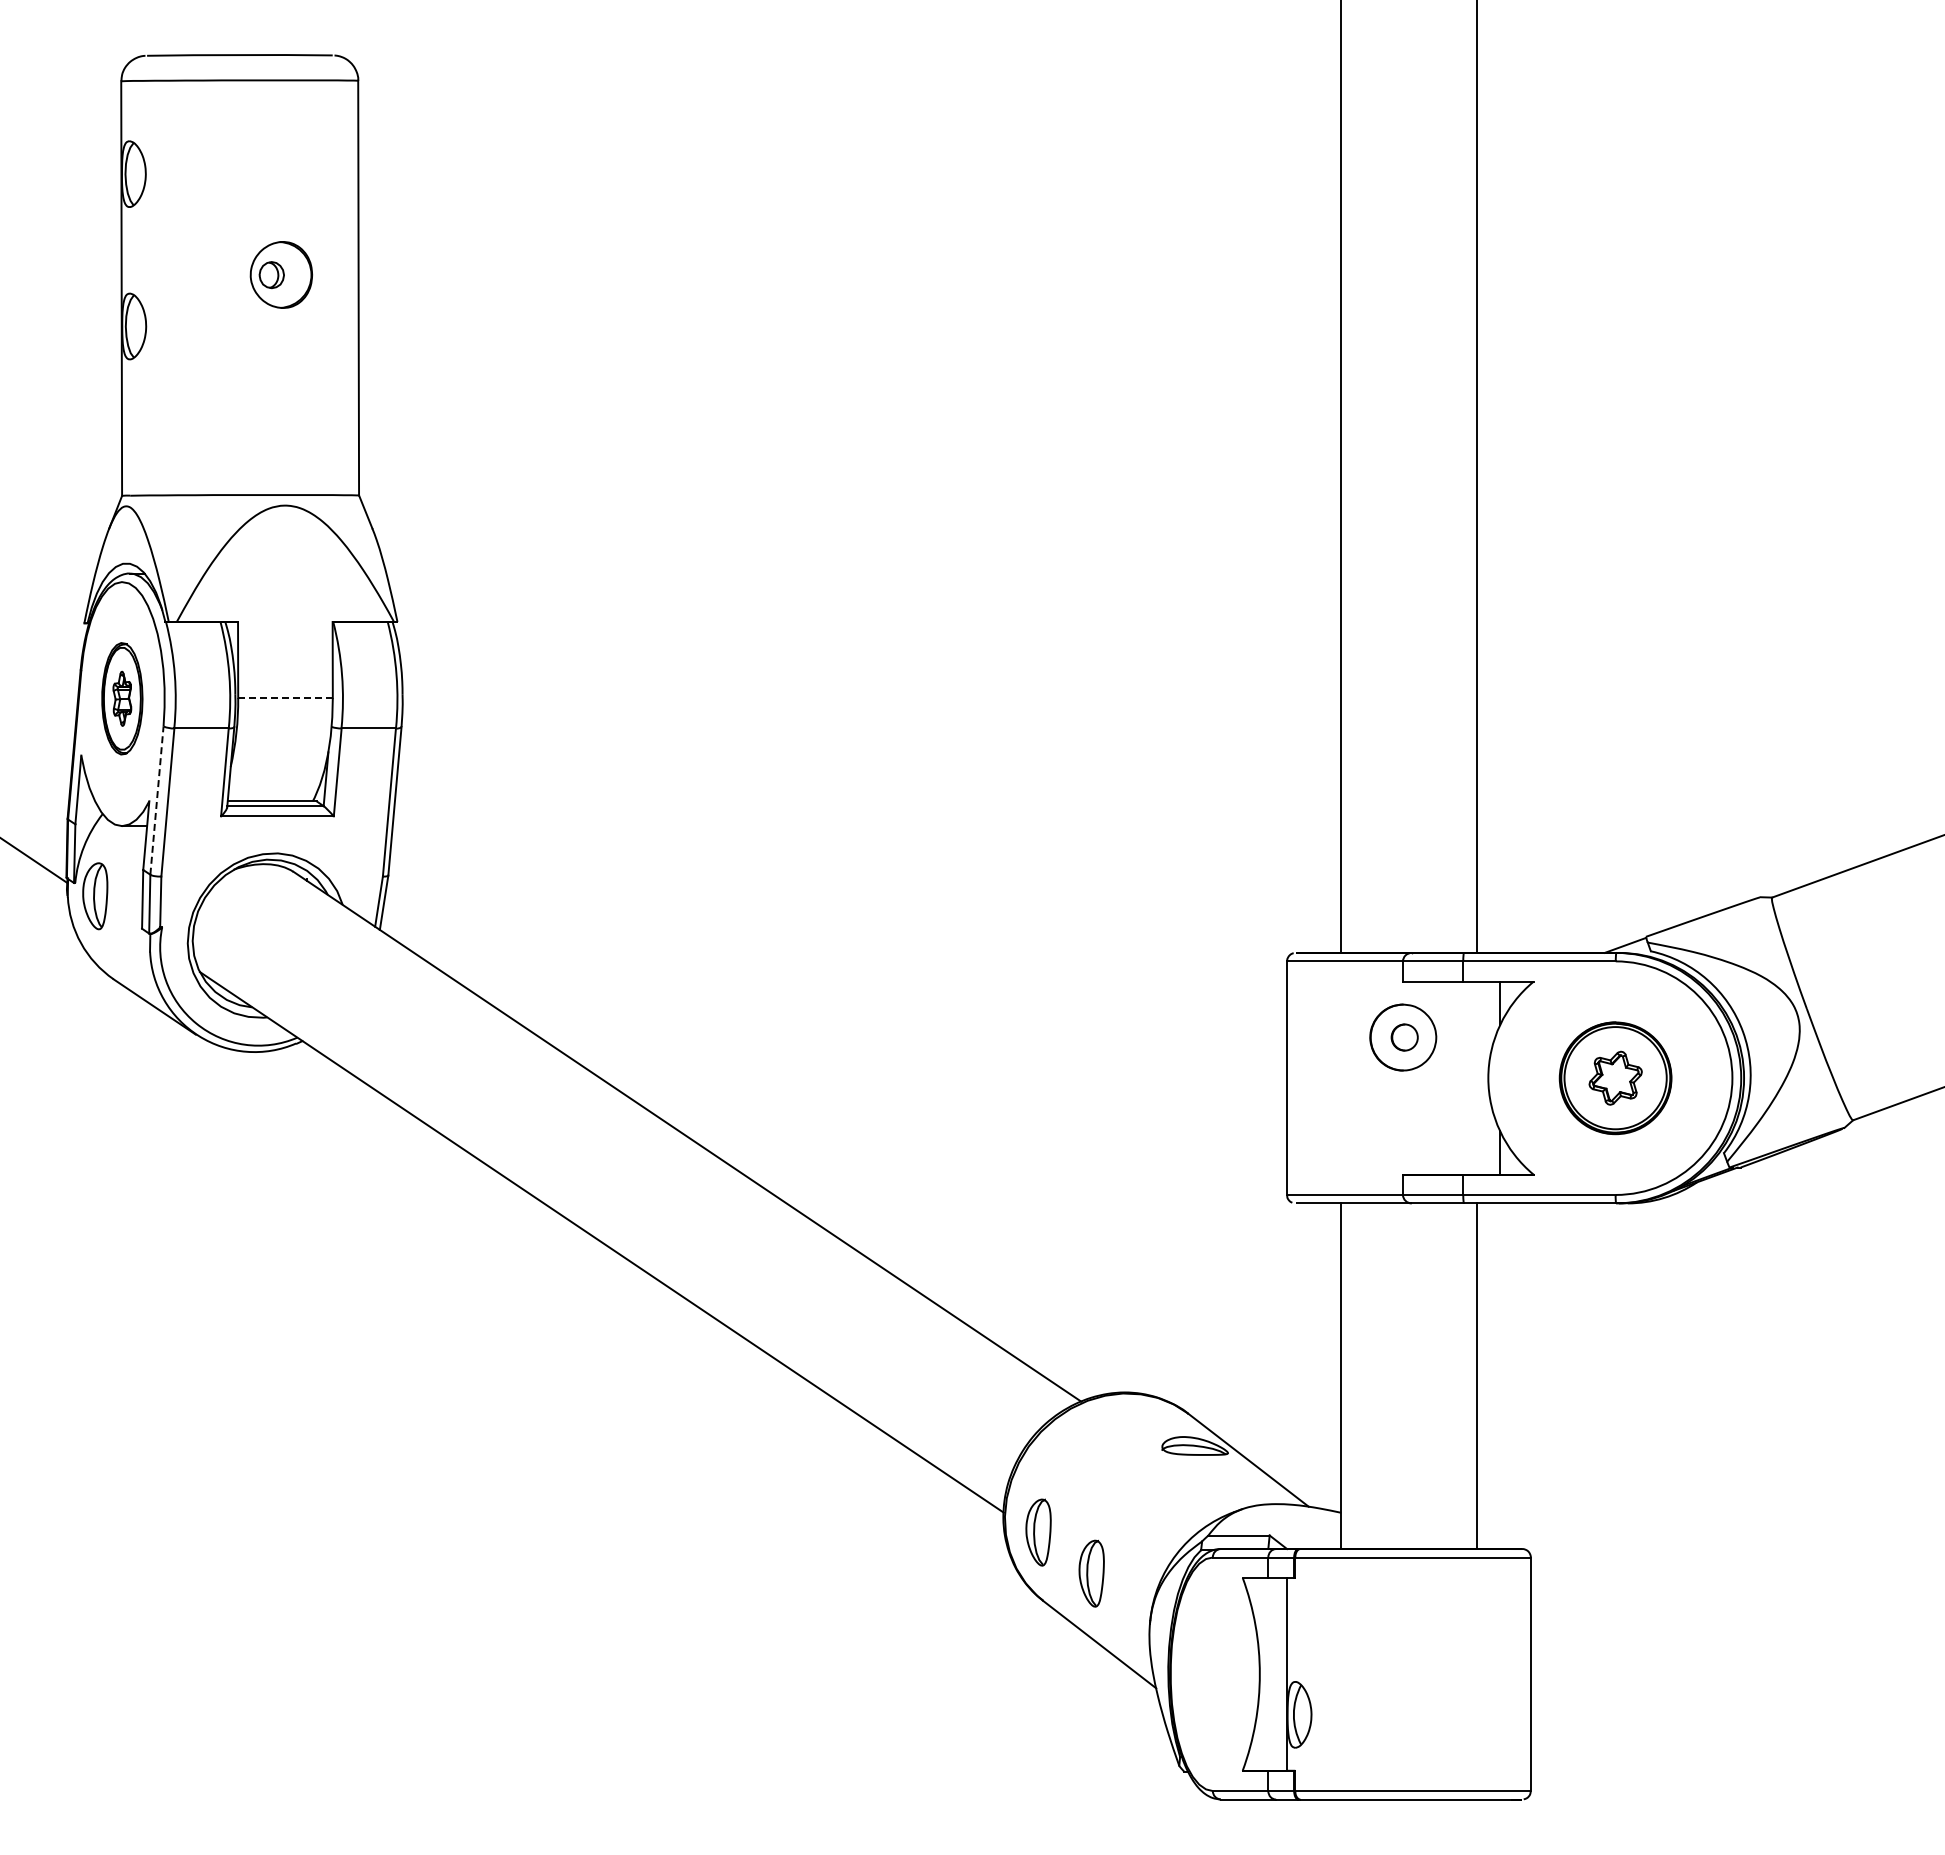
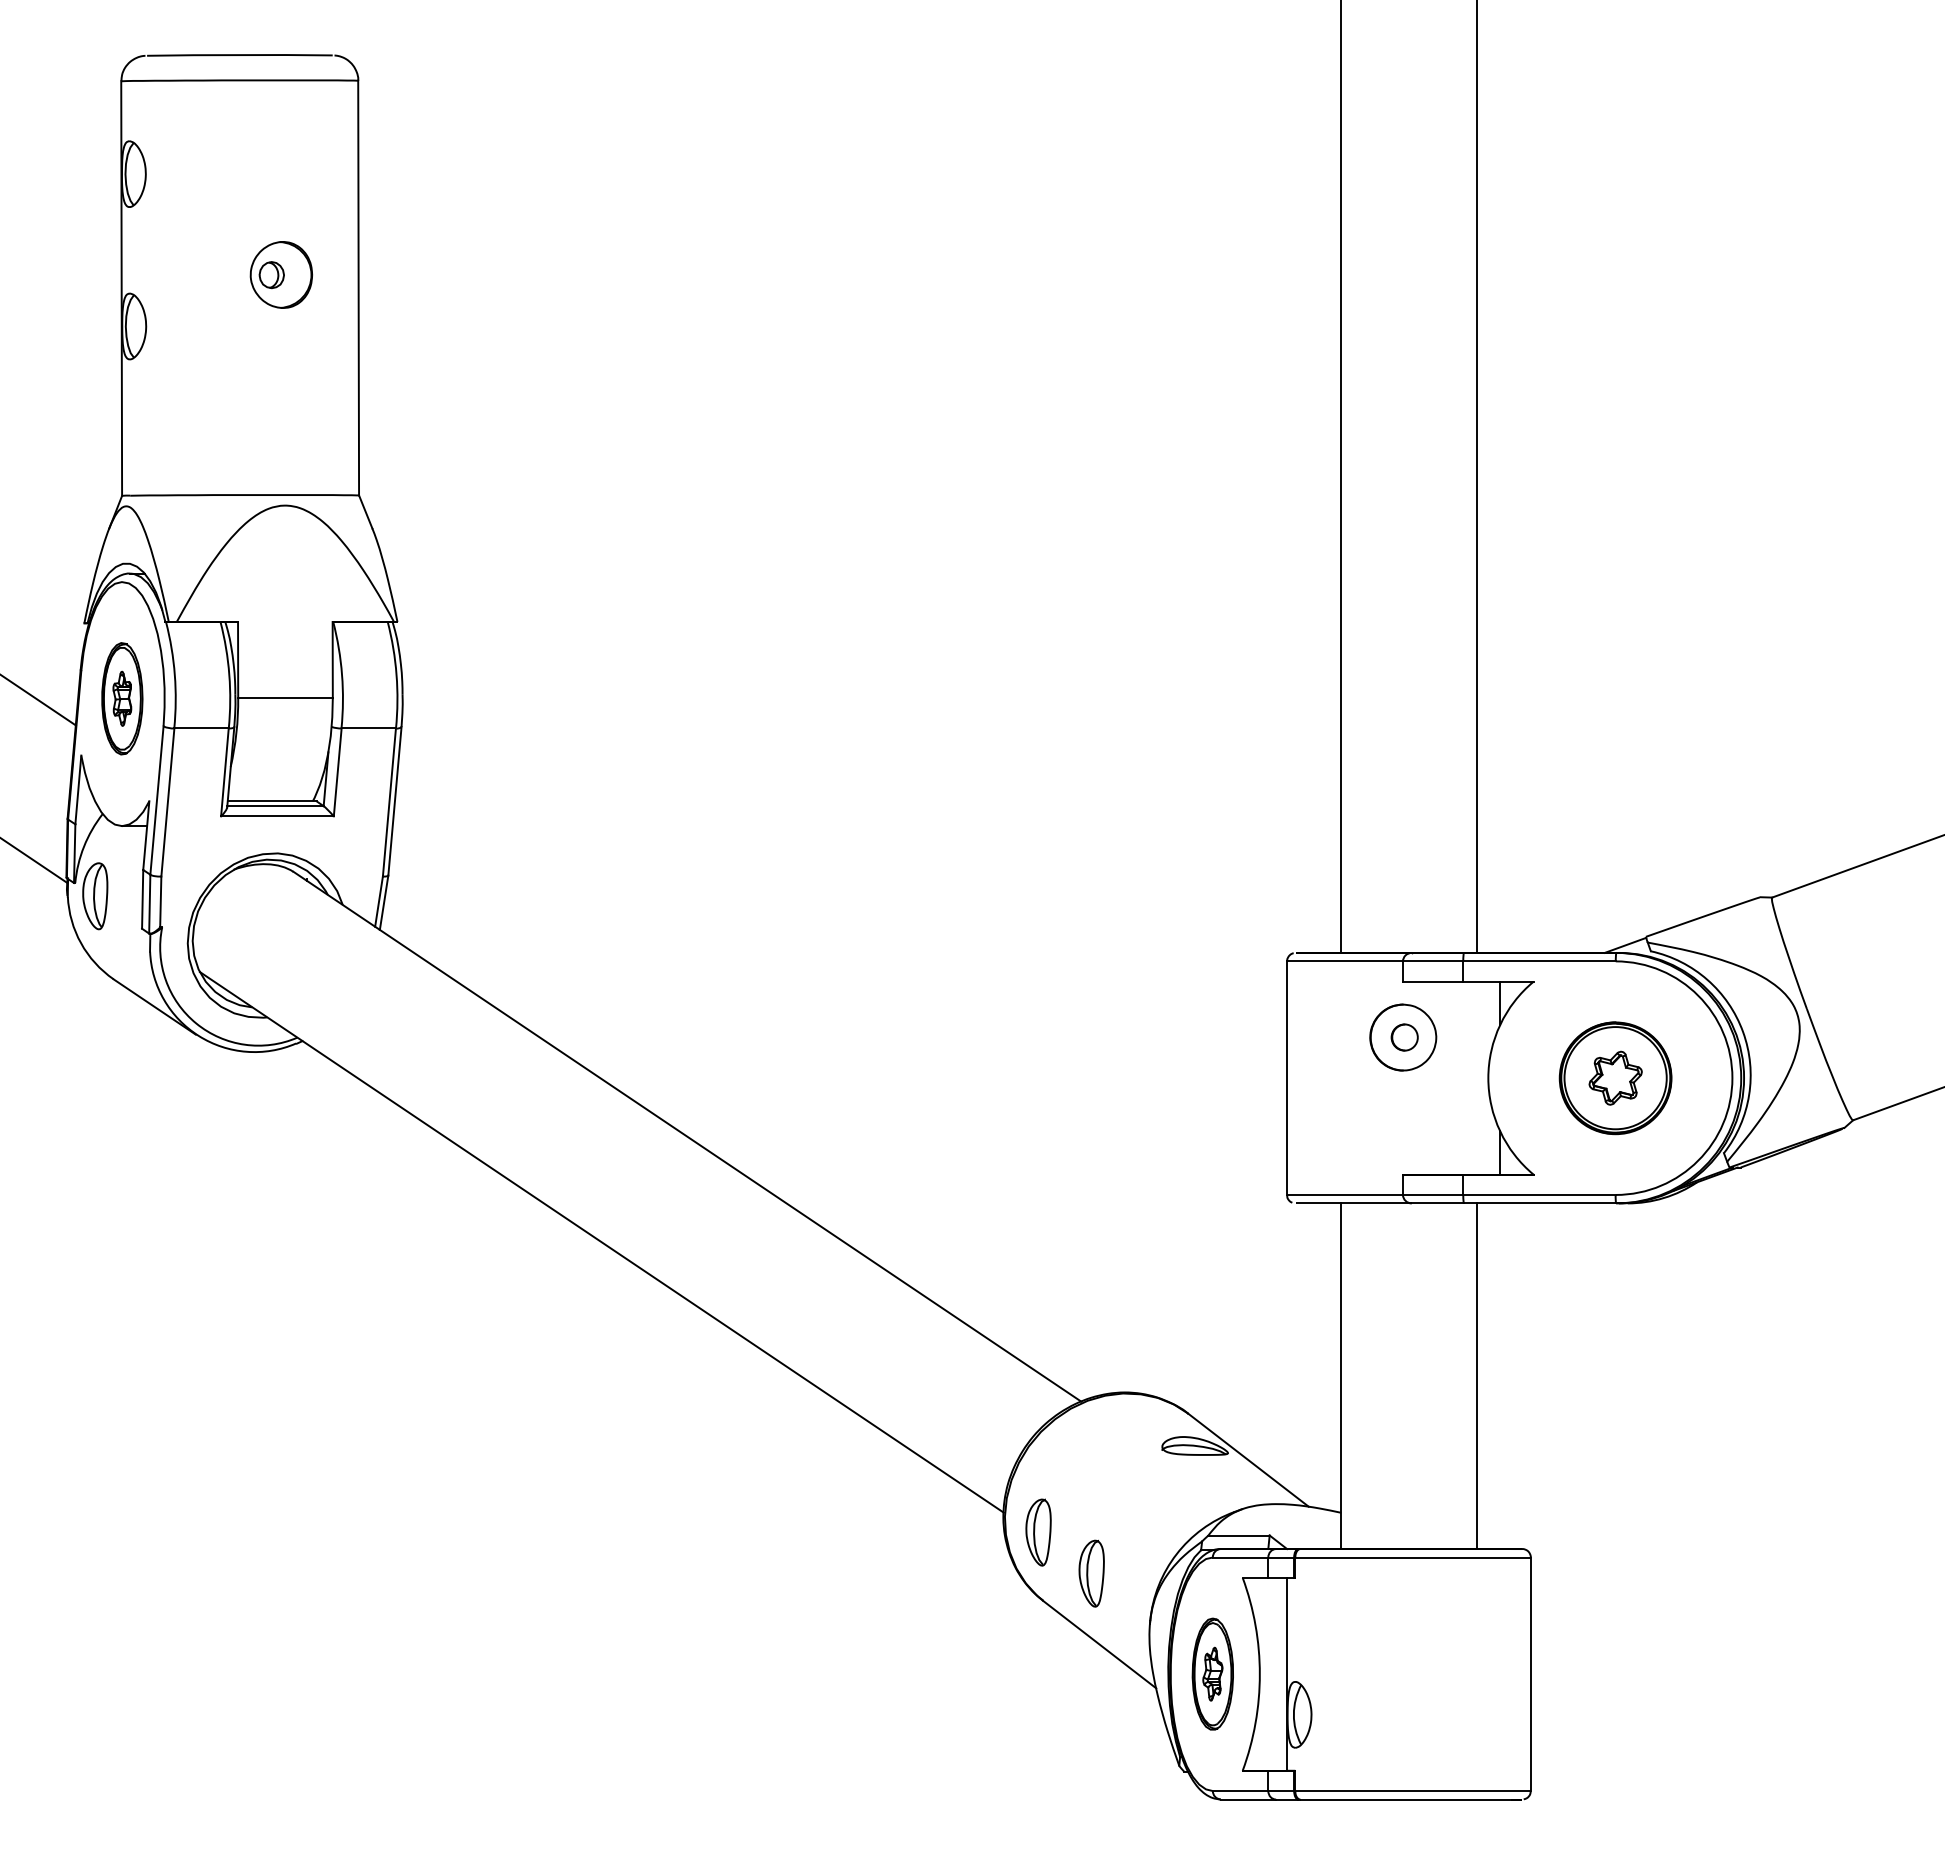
line: dashed -> solid (285, 698)
line: none -> present (38, 700)
line: dashed -> solid (157, 800)
part: none -> present (1212, 1673)
